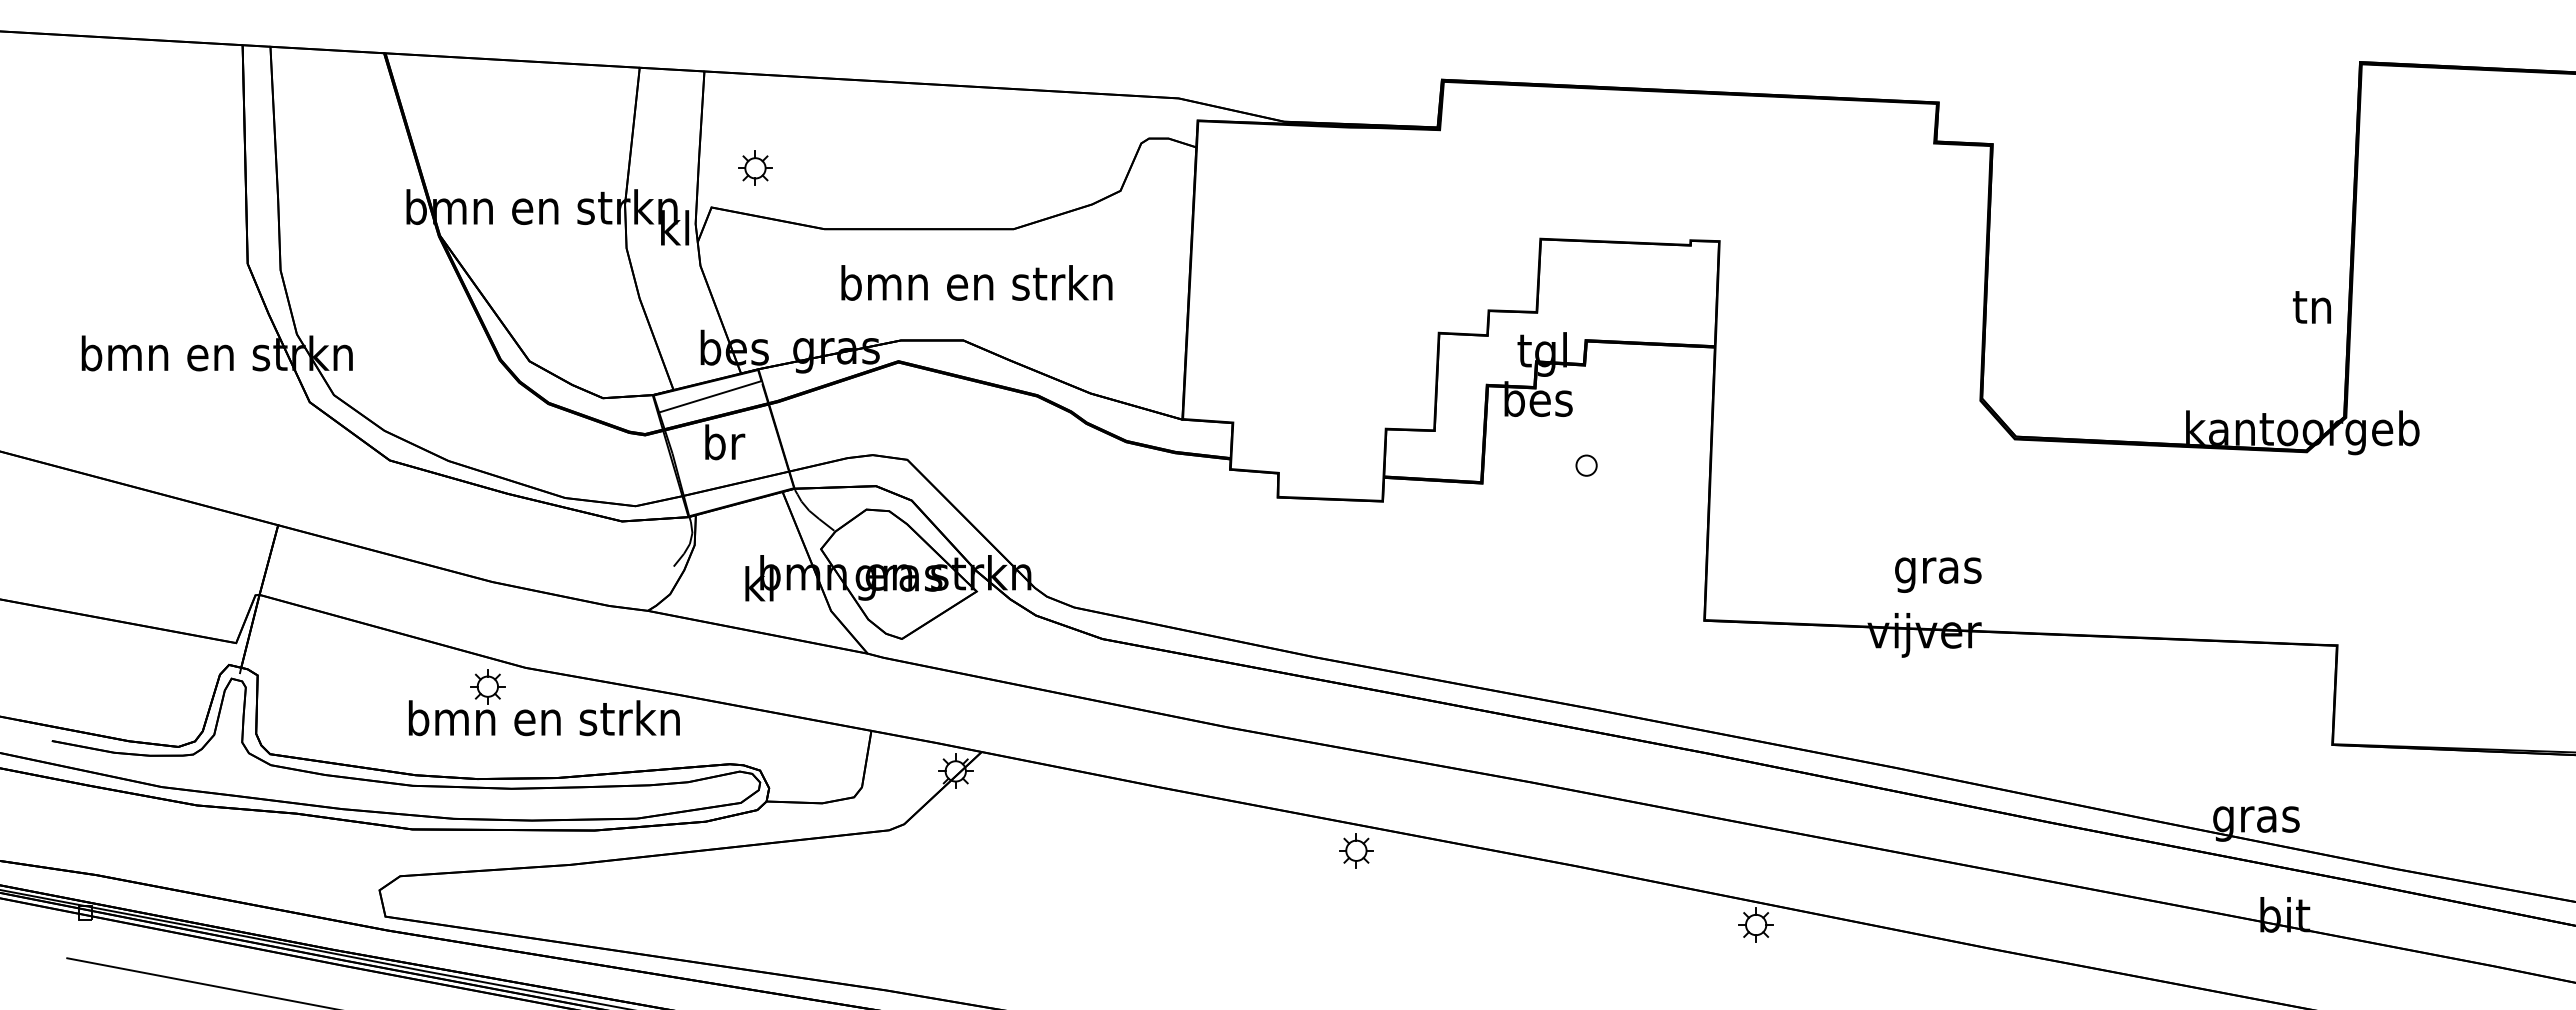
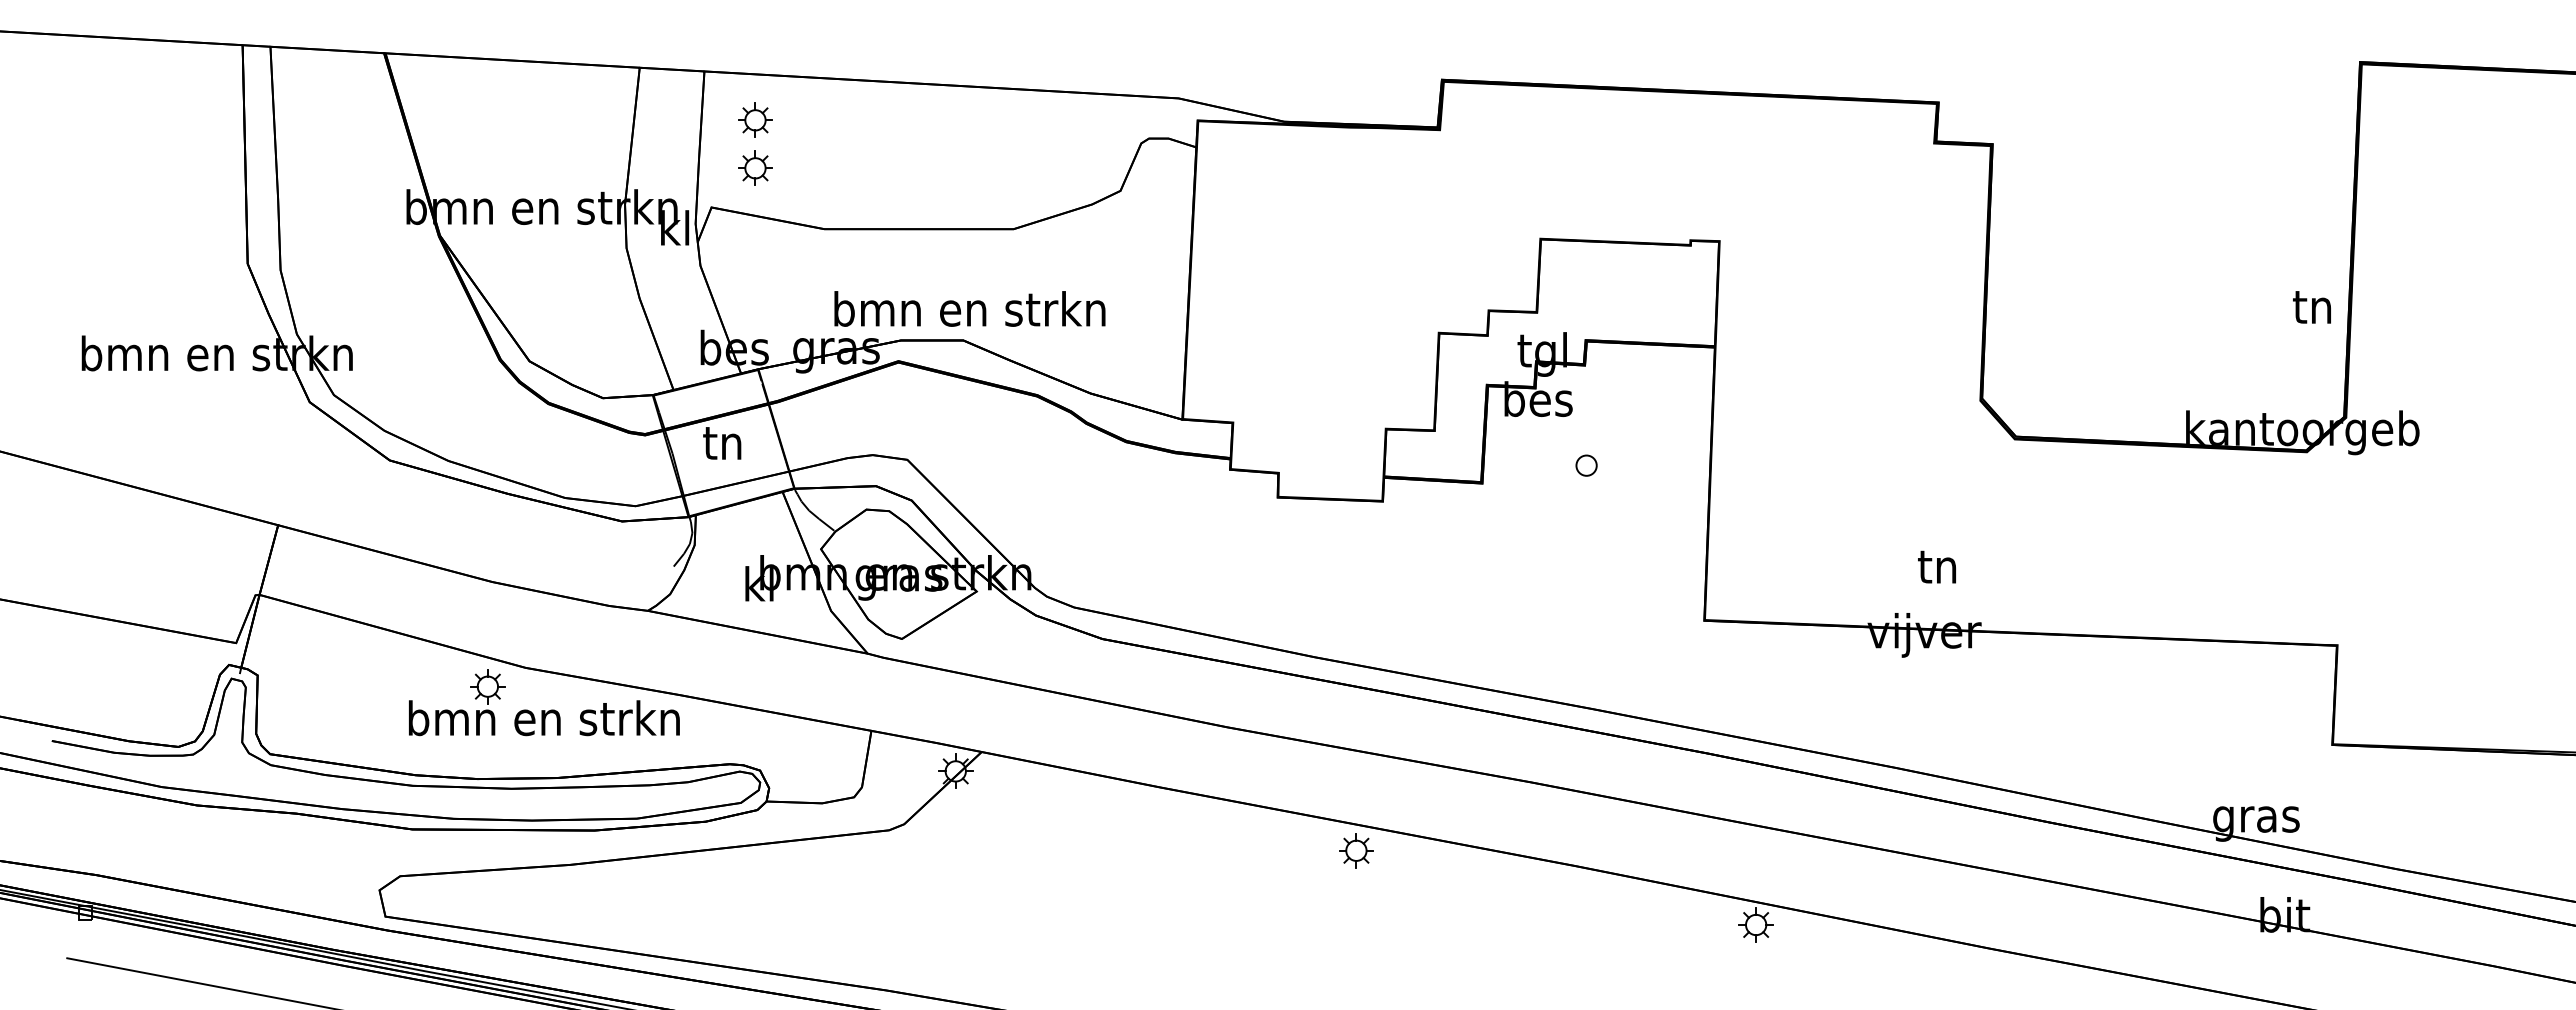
part: none -> present (755, 119)
text position: (976, 282) -> (969, 308) (969, 308)
line: present -> none (710, 396)
text: br -> tn (724, 442)
text: gras -> tn (1938, 571)
